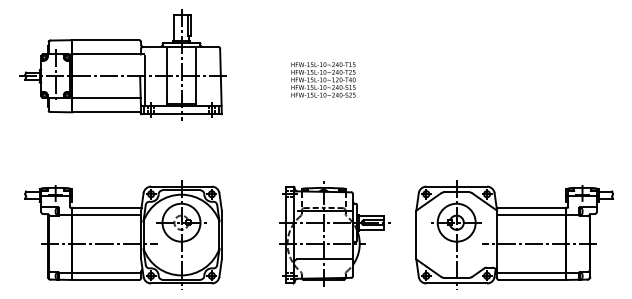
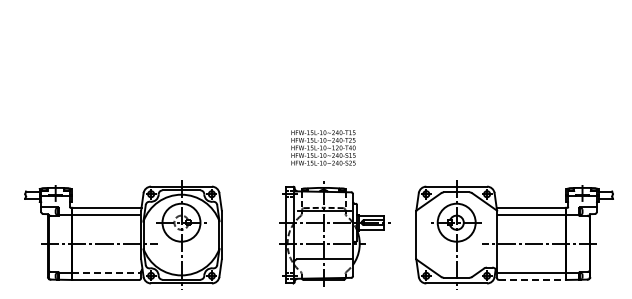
part: present -> none (122, 64)
text position: (323, 79) -> (323, 147) (323, 147)
line: solid -> dashed (106, 272)
line: solid -> dashed (532, 279)
